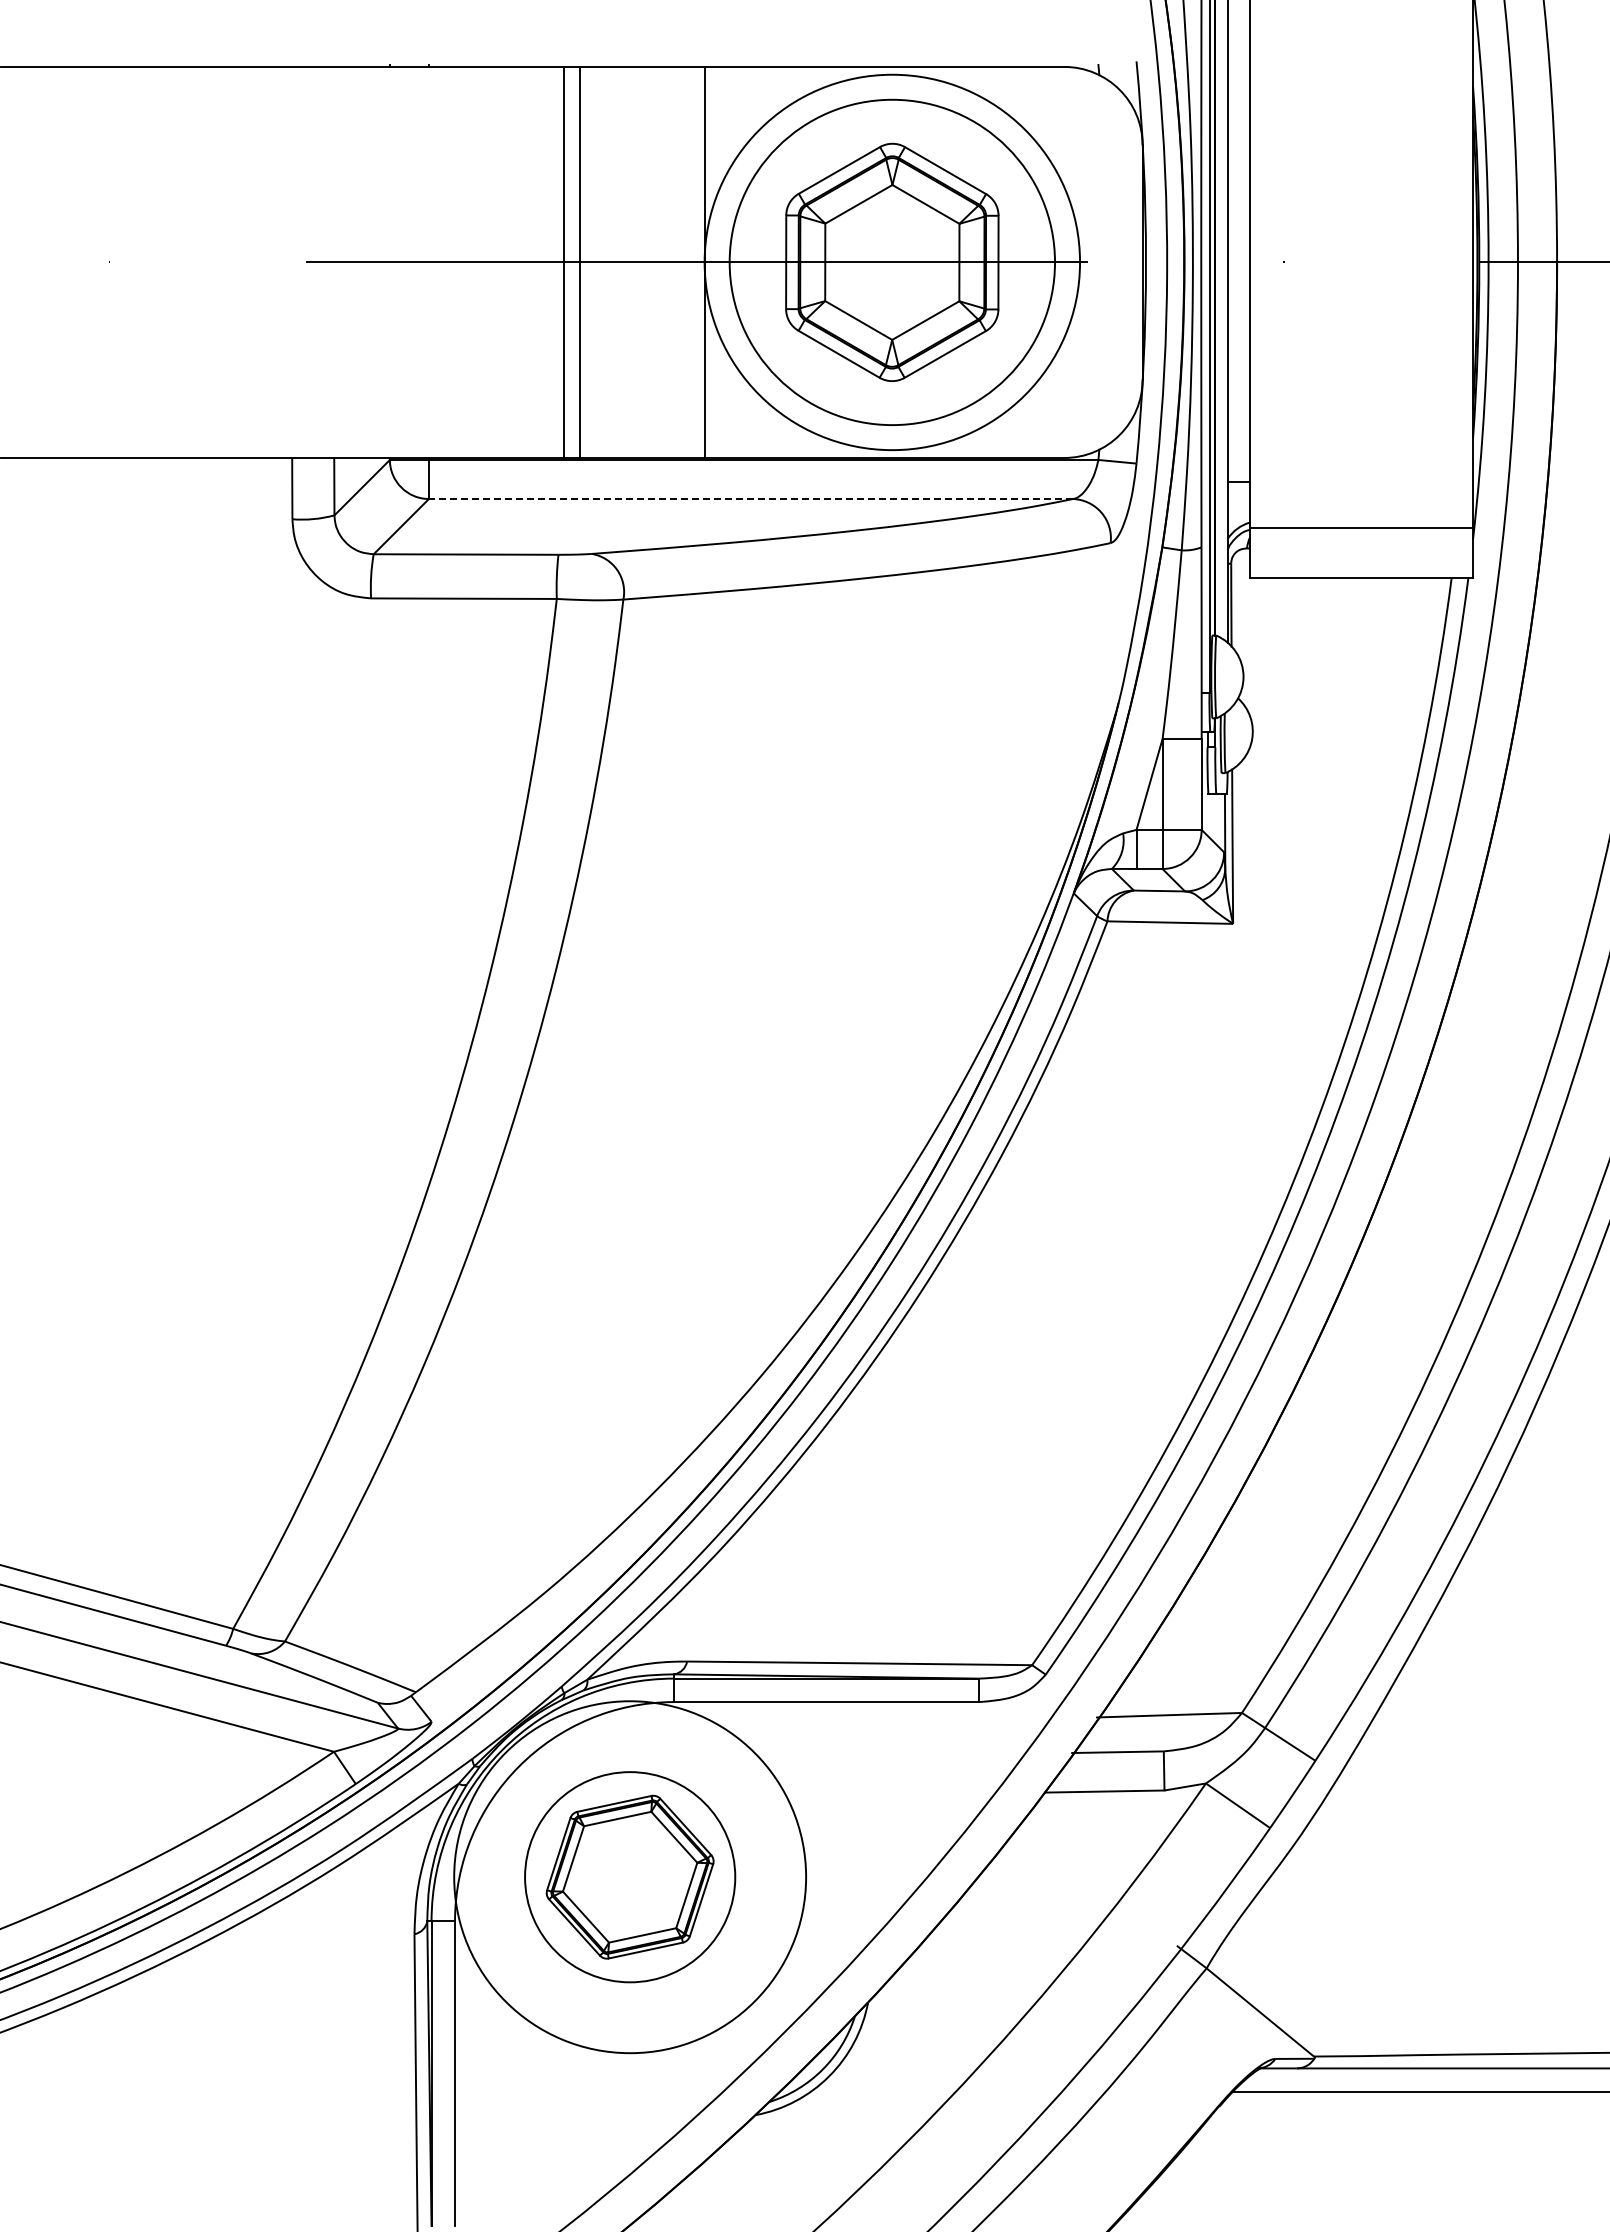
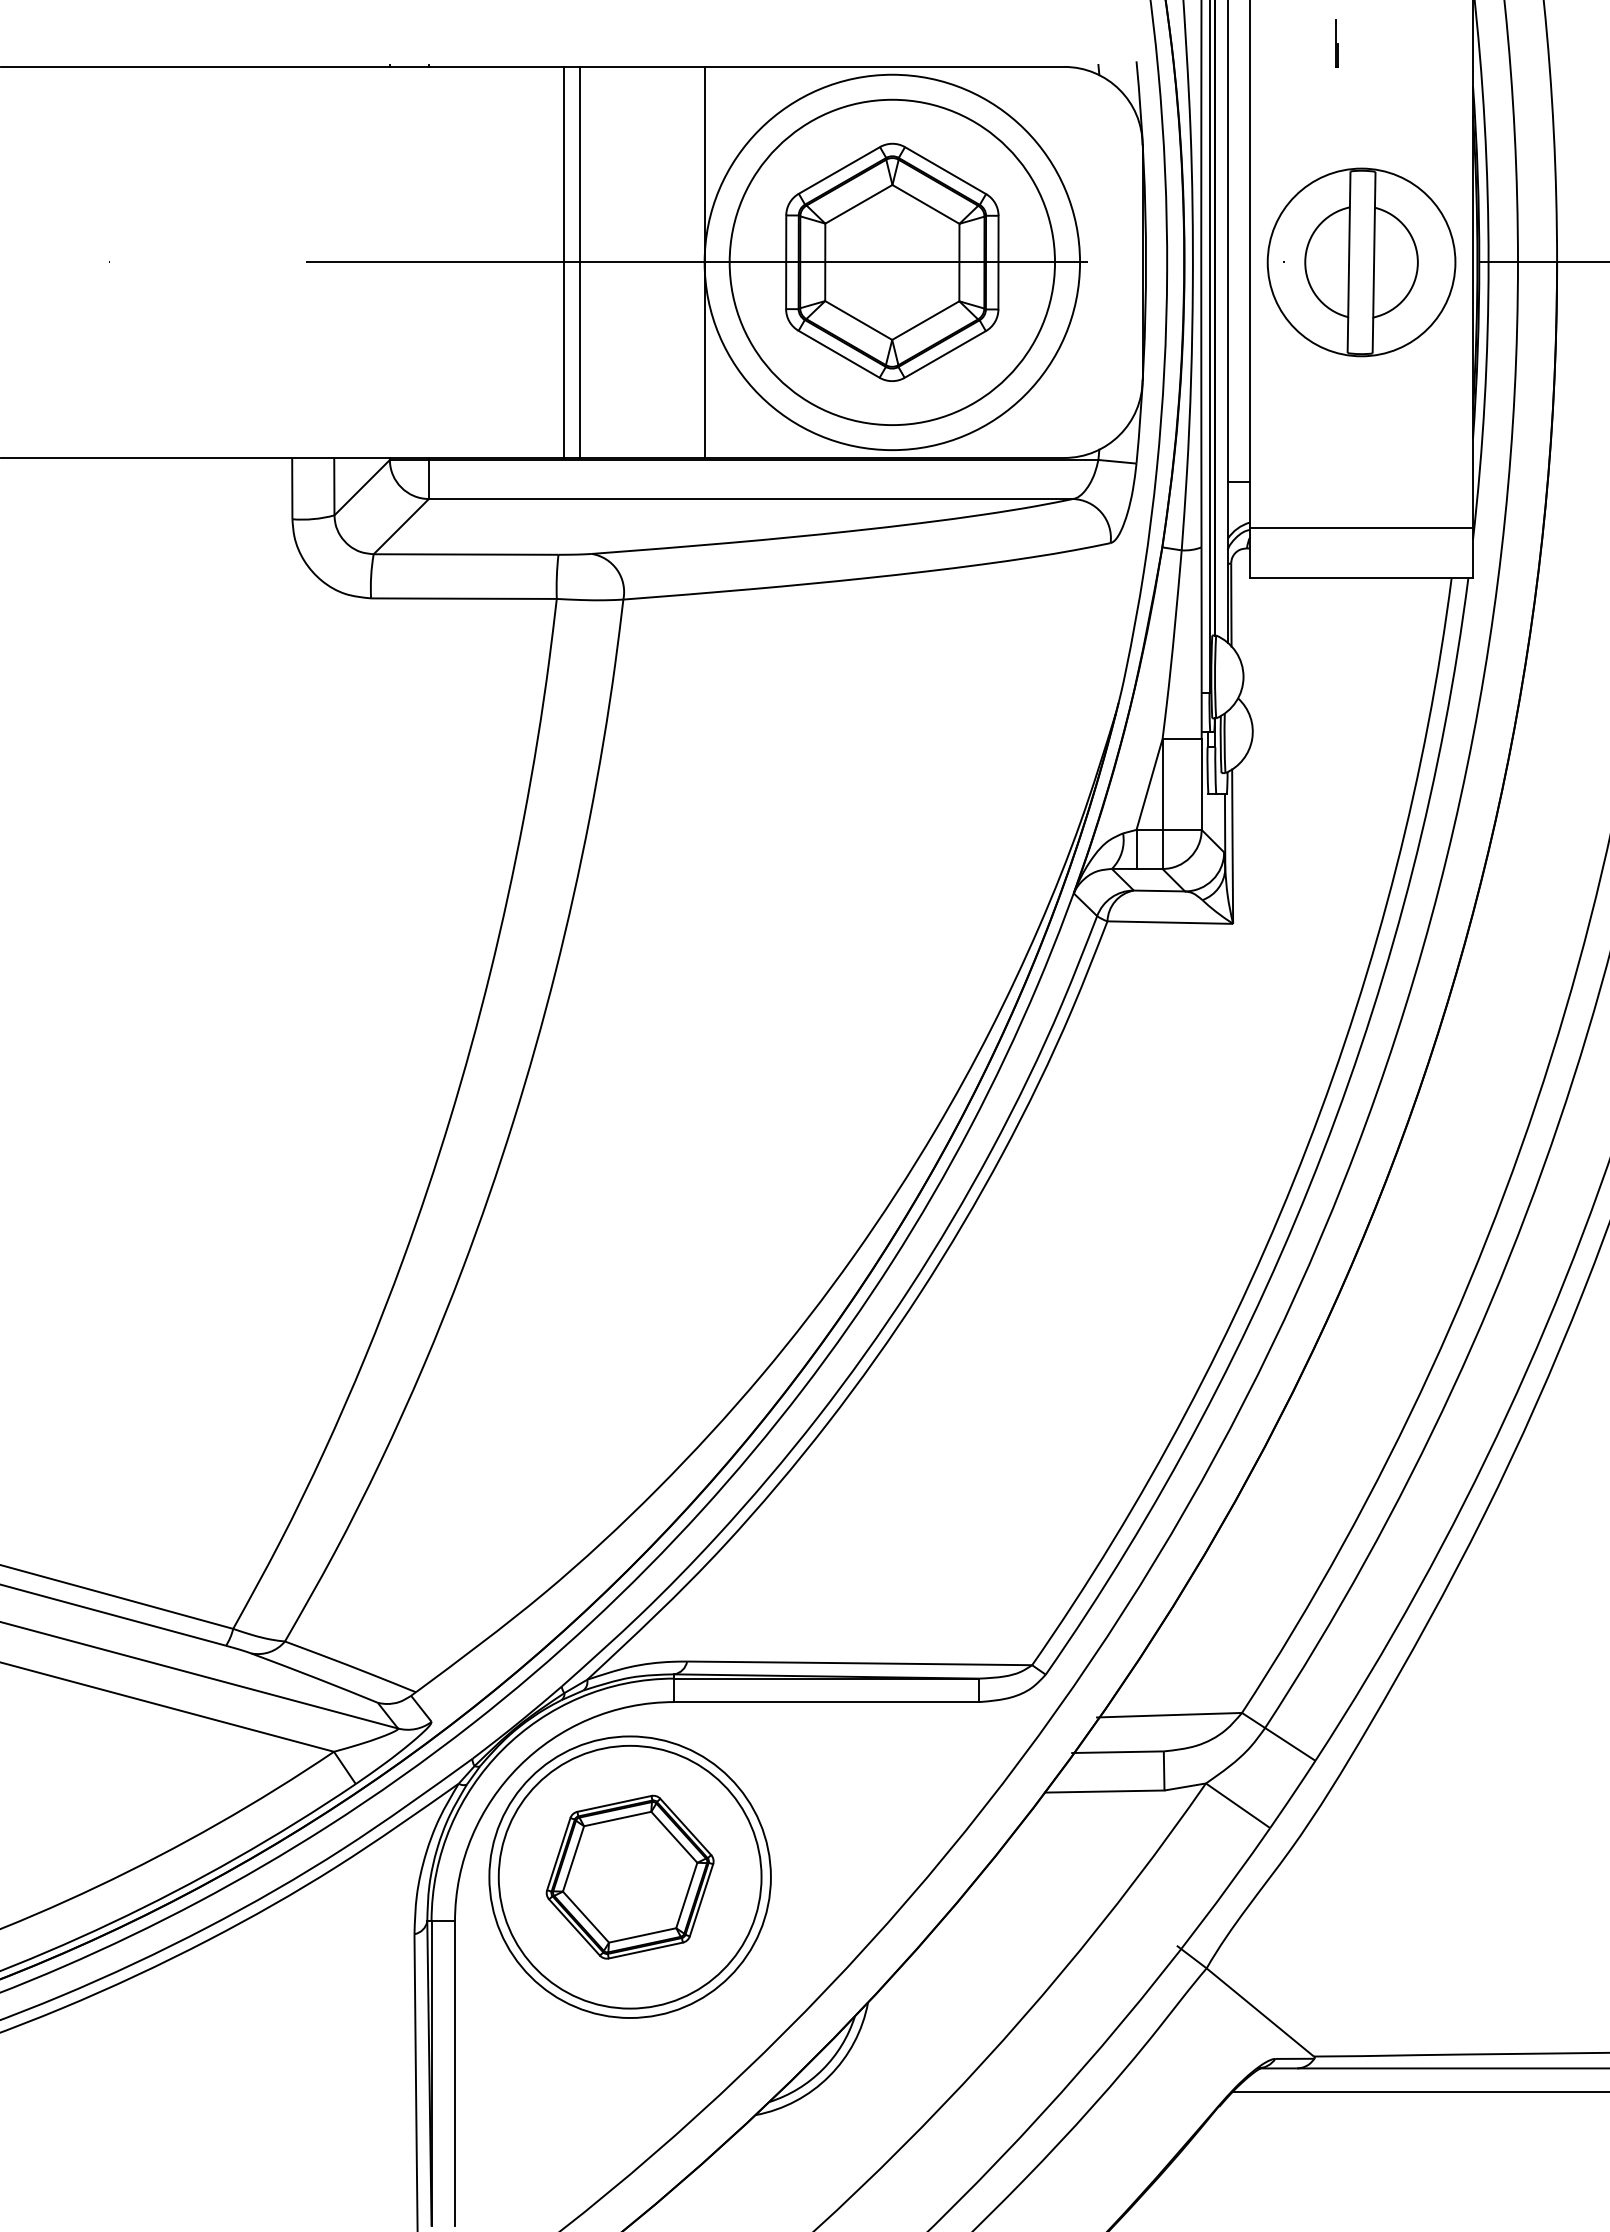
line: none -> present (1336, 43)
part: none -> present (1361, 262)
line: dashed -> solid (750, 499)
circle diameter: 210 px -> 263 px (629, 1876)
circle diameter: 352 px -> 282 px (629, 1876)
